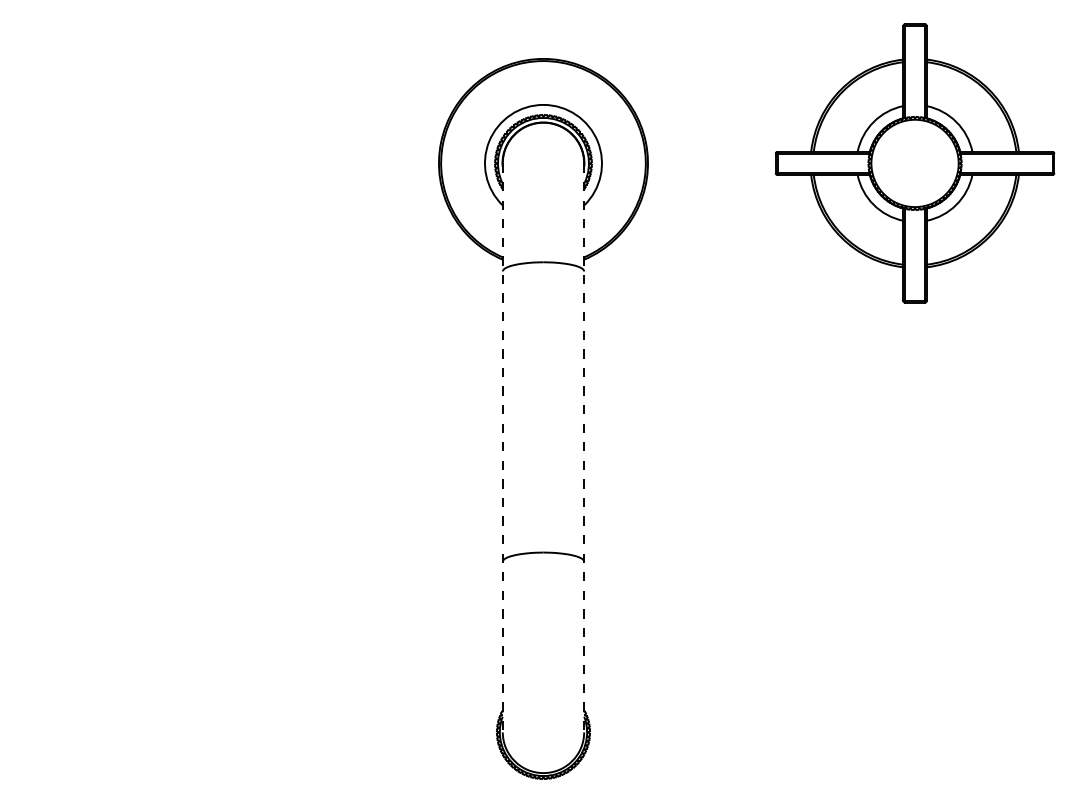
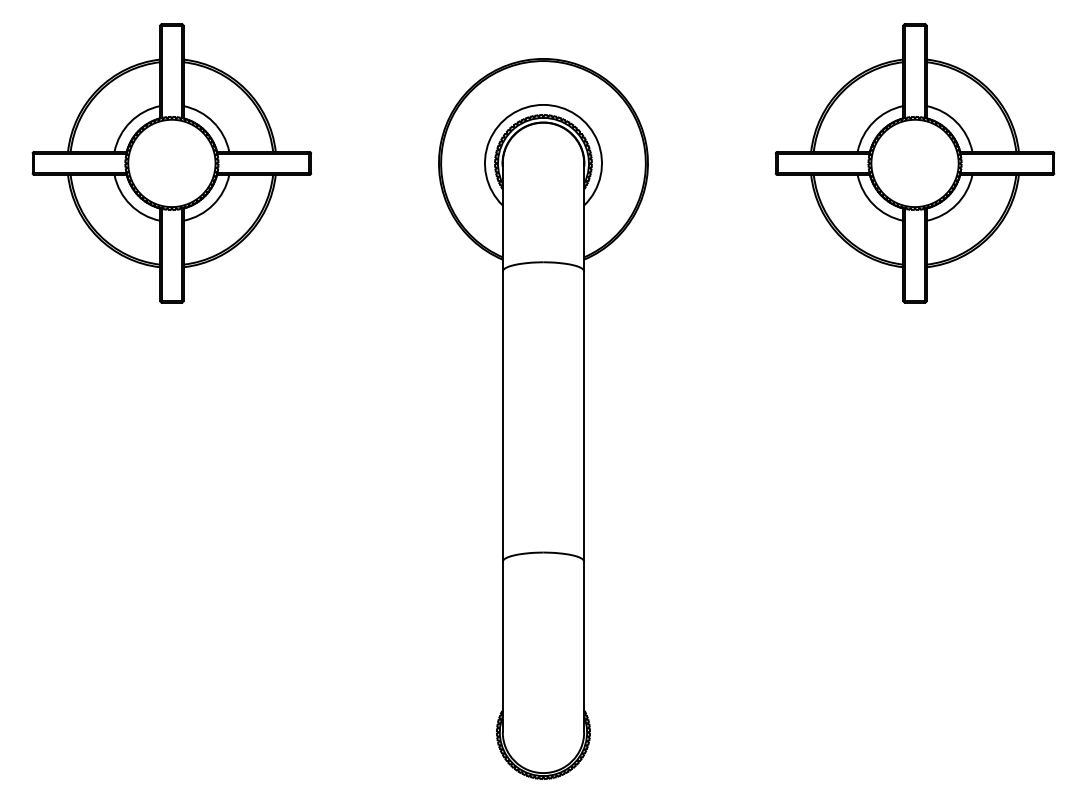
part: none -> present (171, 163)
line: dashed -> solid (502, 448)
line: dashed -> solid (584, 448)
